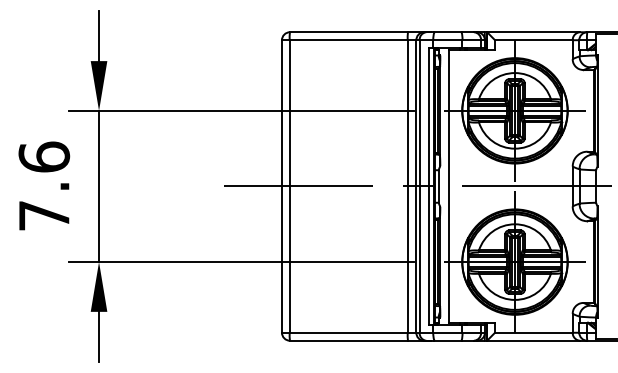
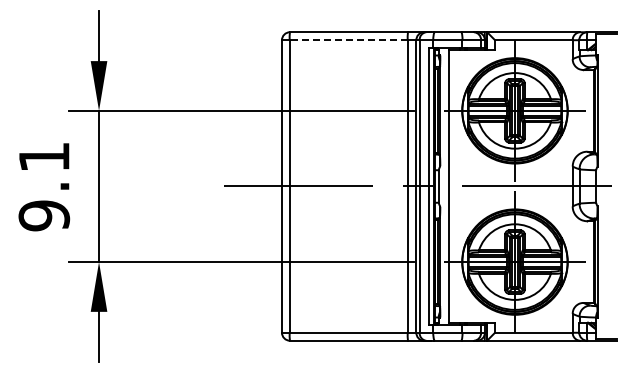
line: solid -> dashed (348, 40)
text: 7.6 -> 9.1 (44, 186)
